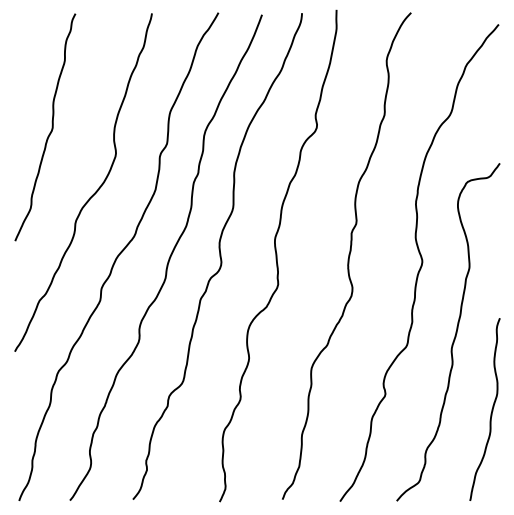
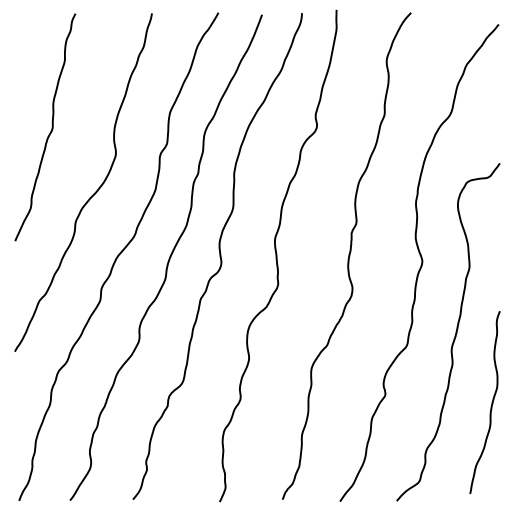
curve position: (491, 409) -> (491, 402) (491, 402)
